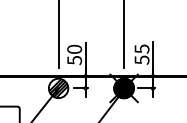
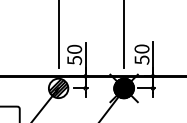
text: 55 -> 50 (141, 48)
